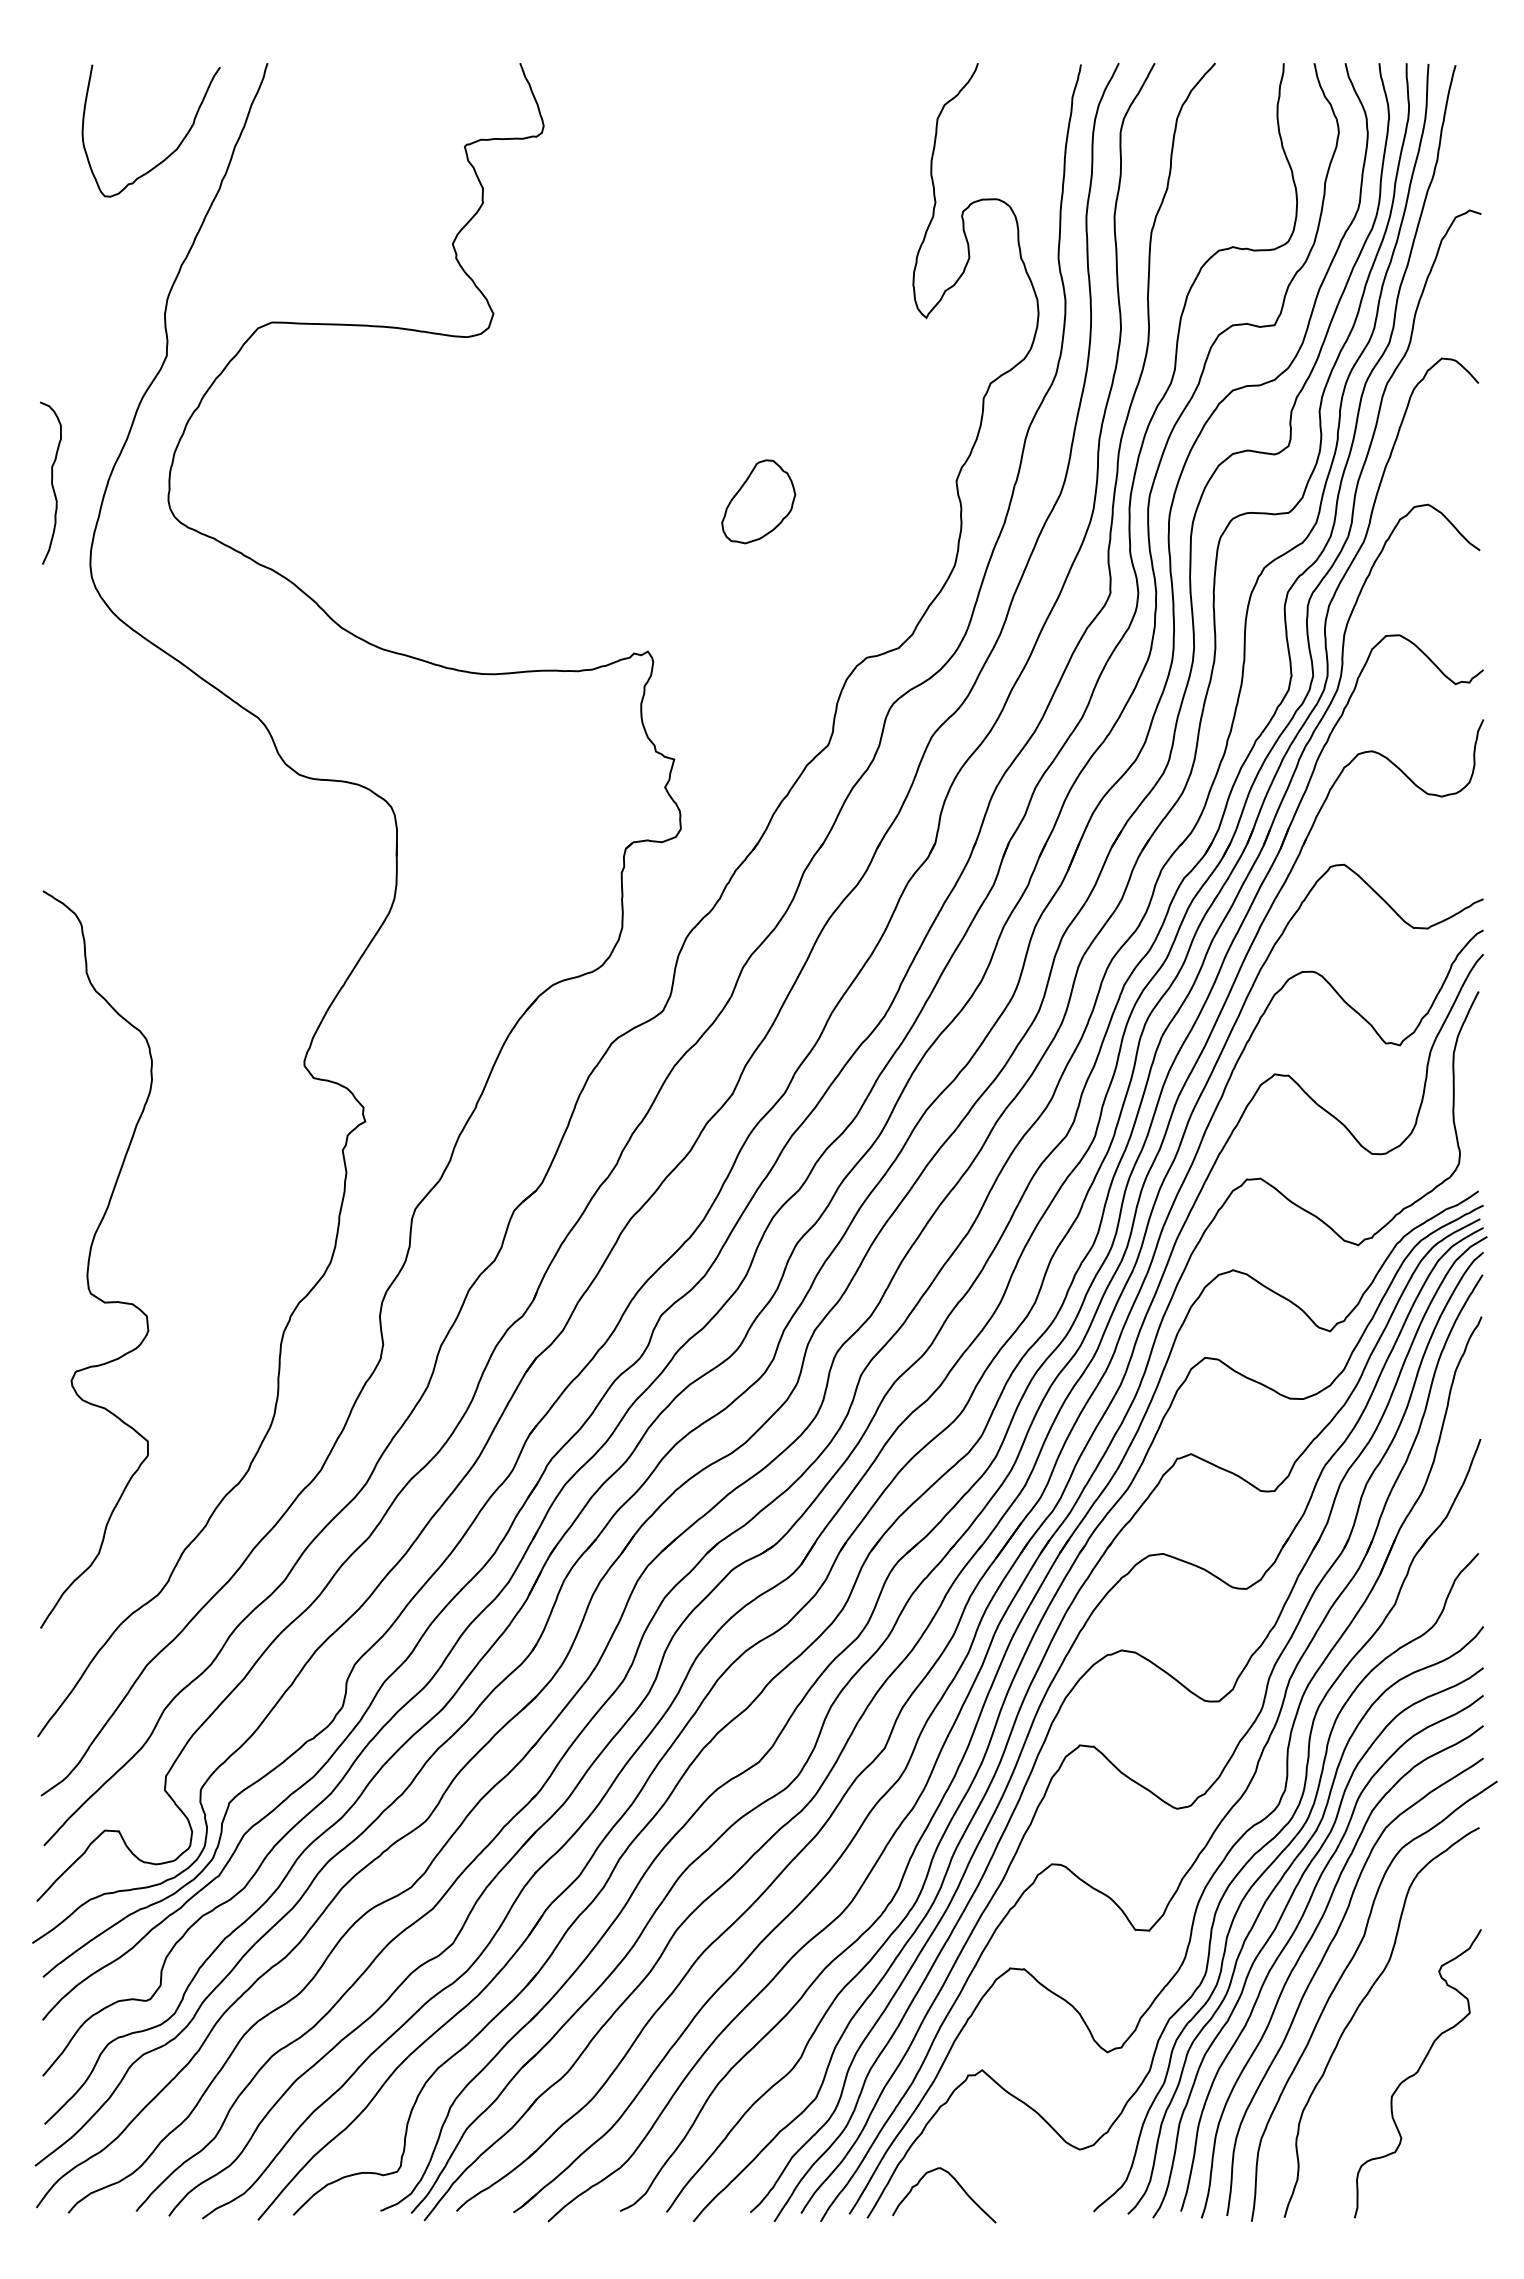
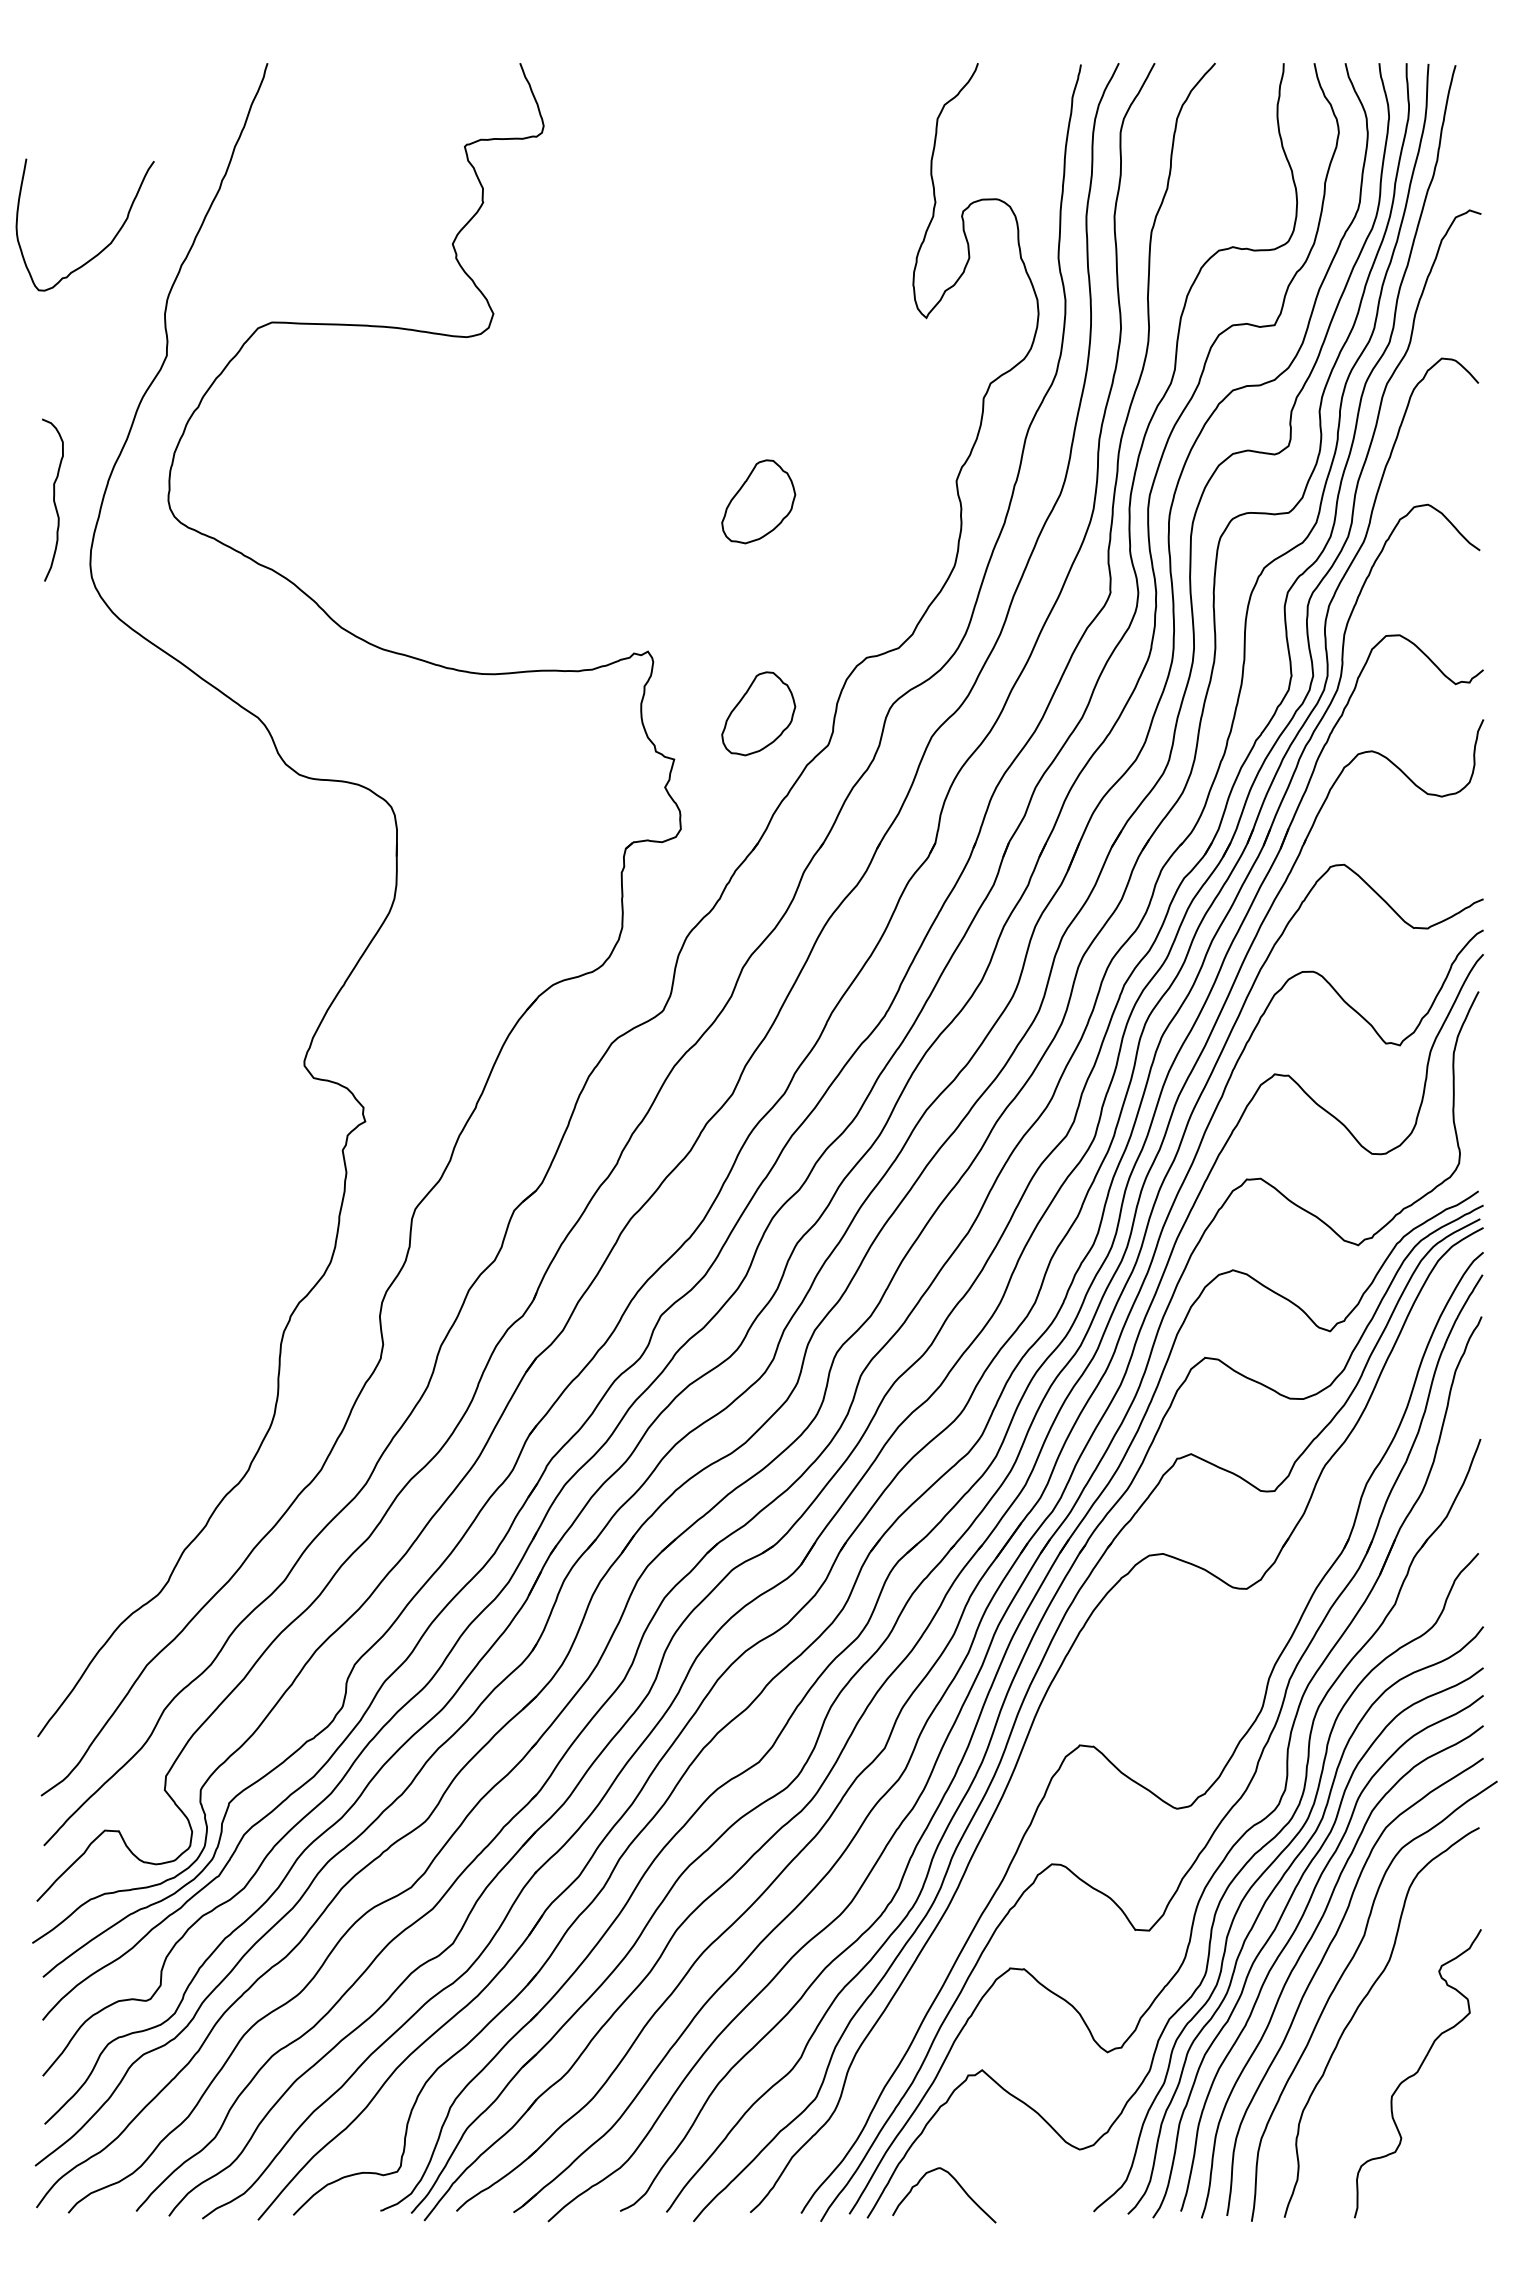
curve position: (172, 151) -> (106, 245) (106, 245)
curve position: (51, 482) -> (53, 499) (53, 499)
part: none -> present (758, 713)
curve: present -> none (90, 1258)
part: present -> none (1169, 1676)
